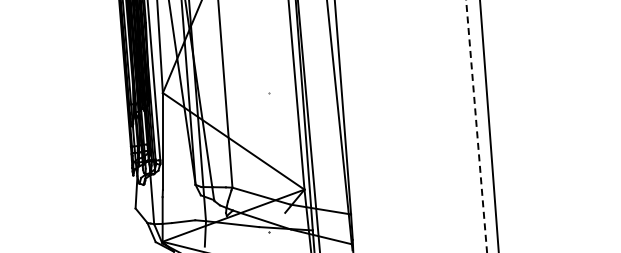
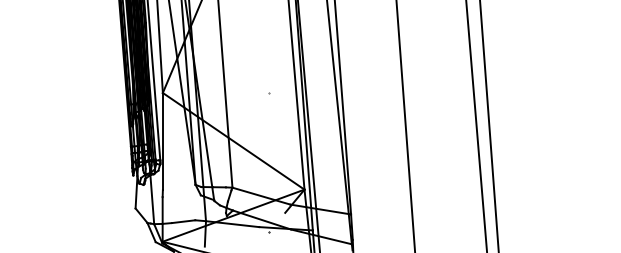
line: none -> present (405, 125)
line: dashed -> solid (476, 126)
